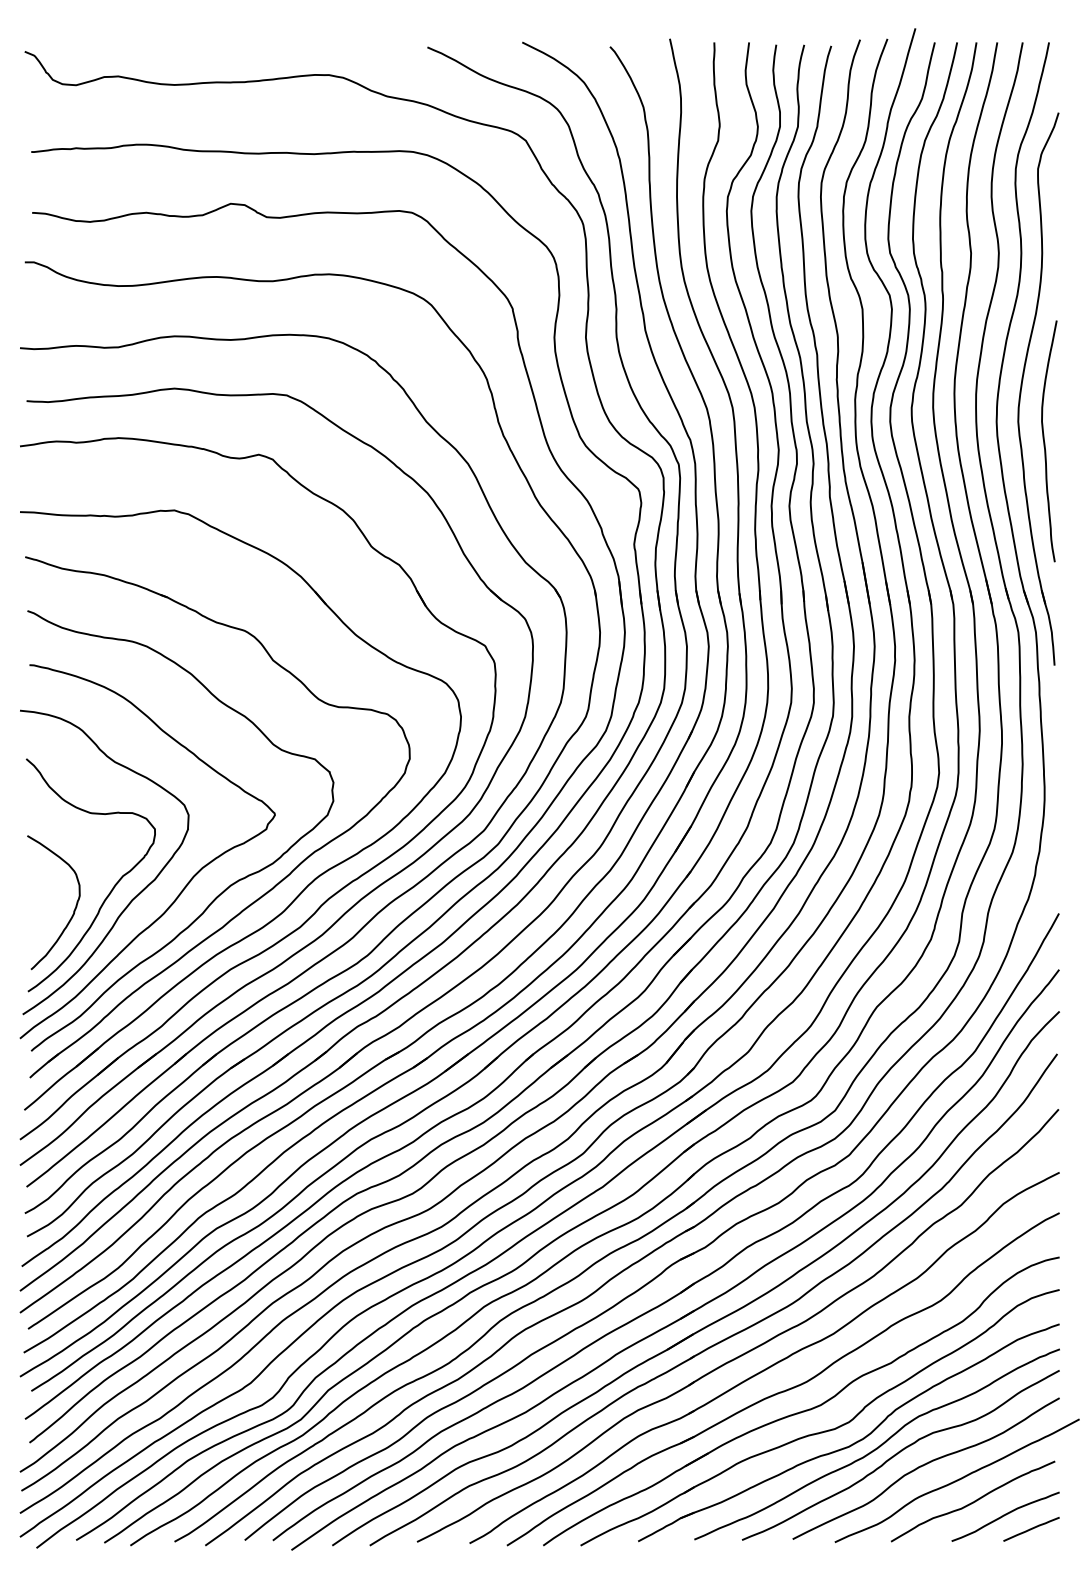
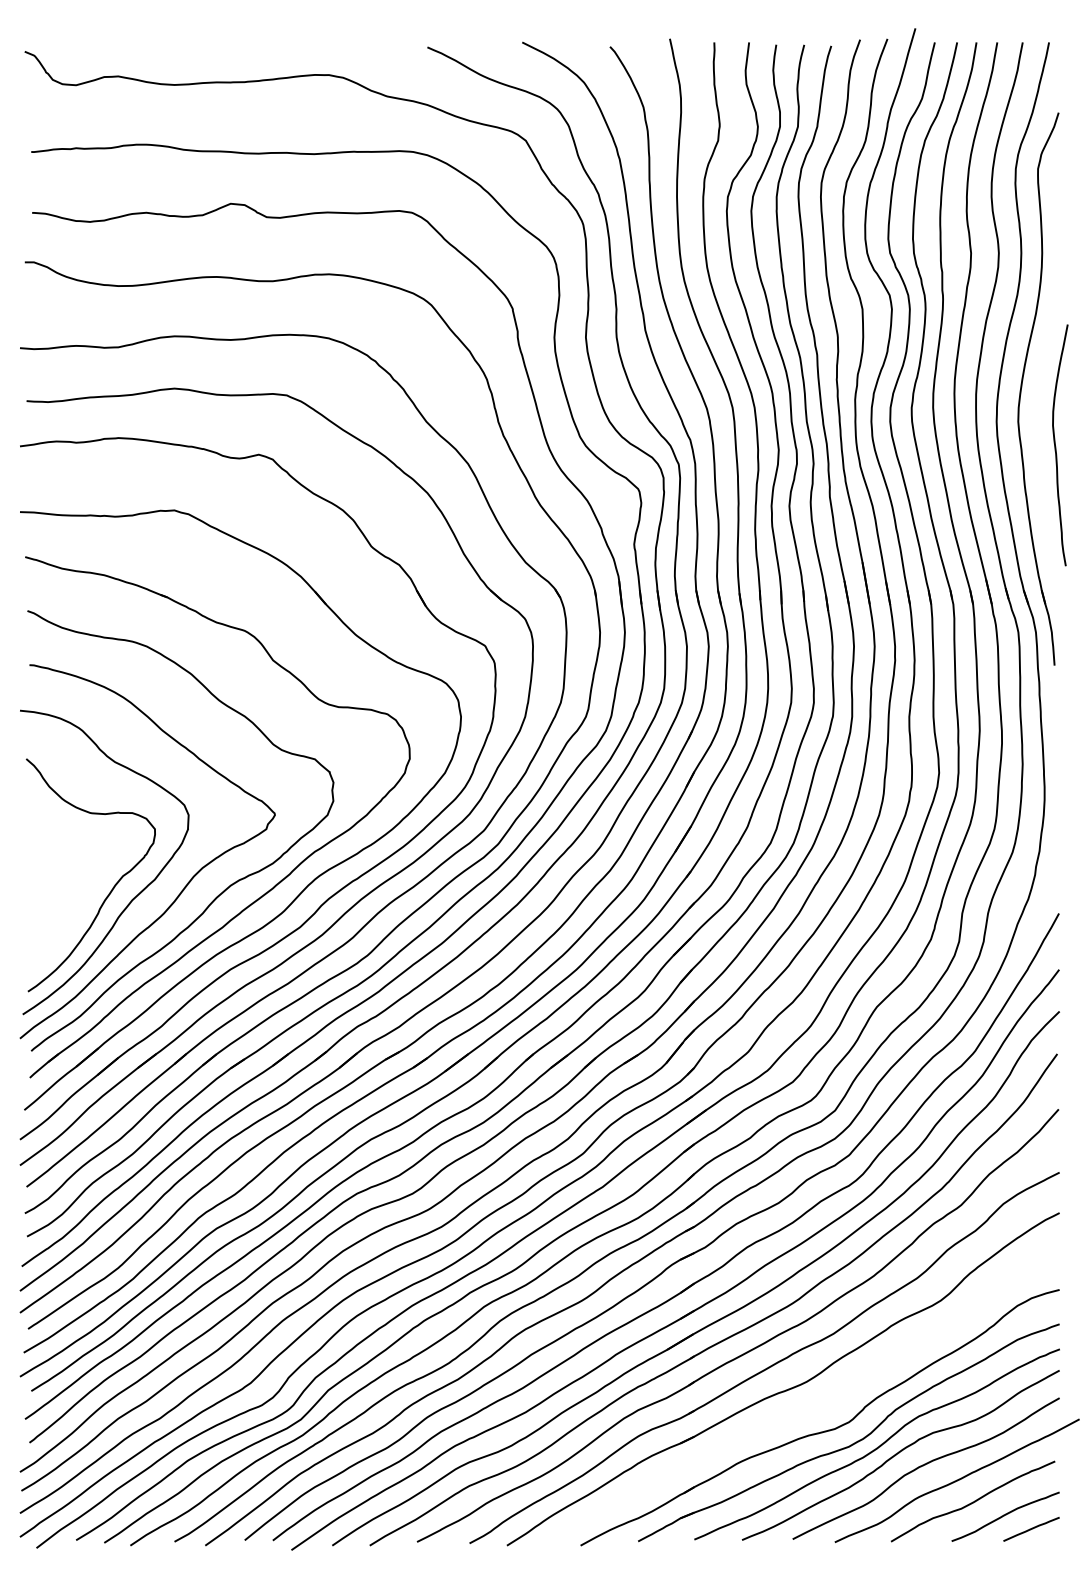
curve position: (1045, 442) -> (1056, 446) (1056, 446)
curve: present -> none (73, 910)
part: present -> none (805, 1409)
